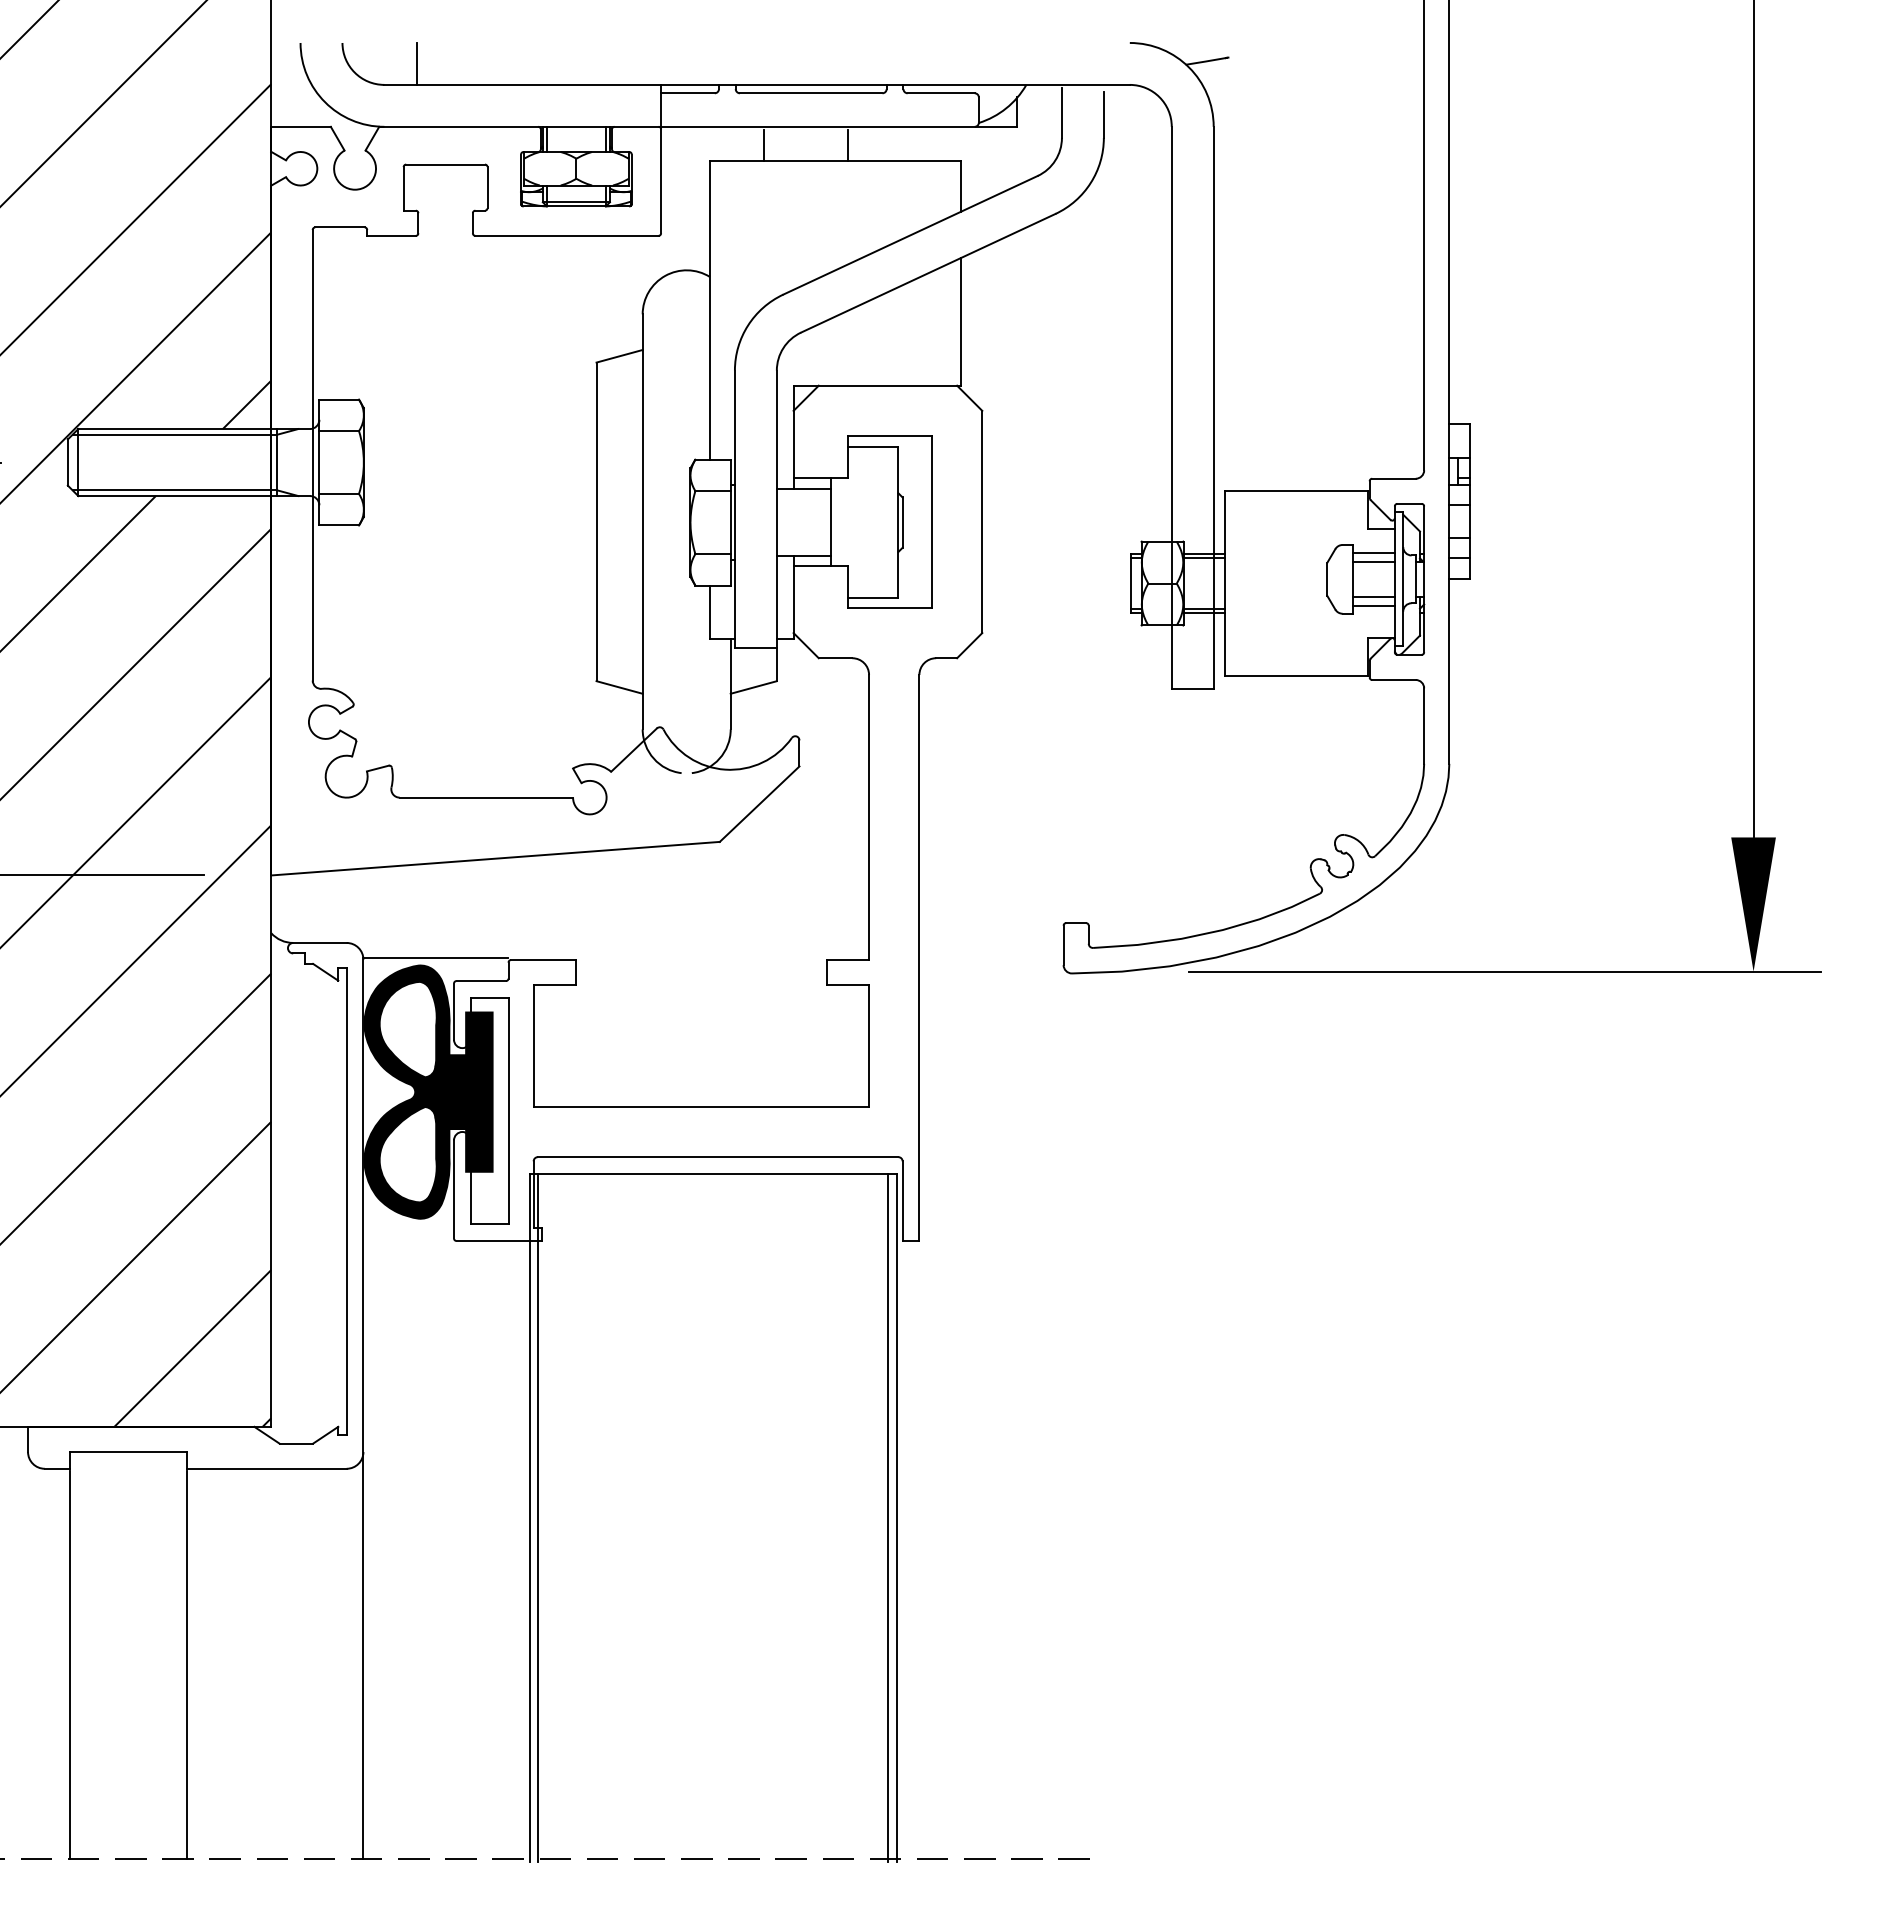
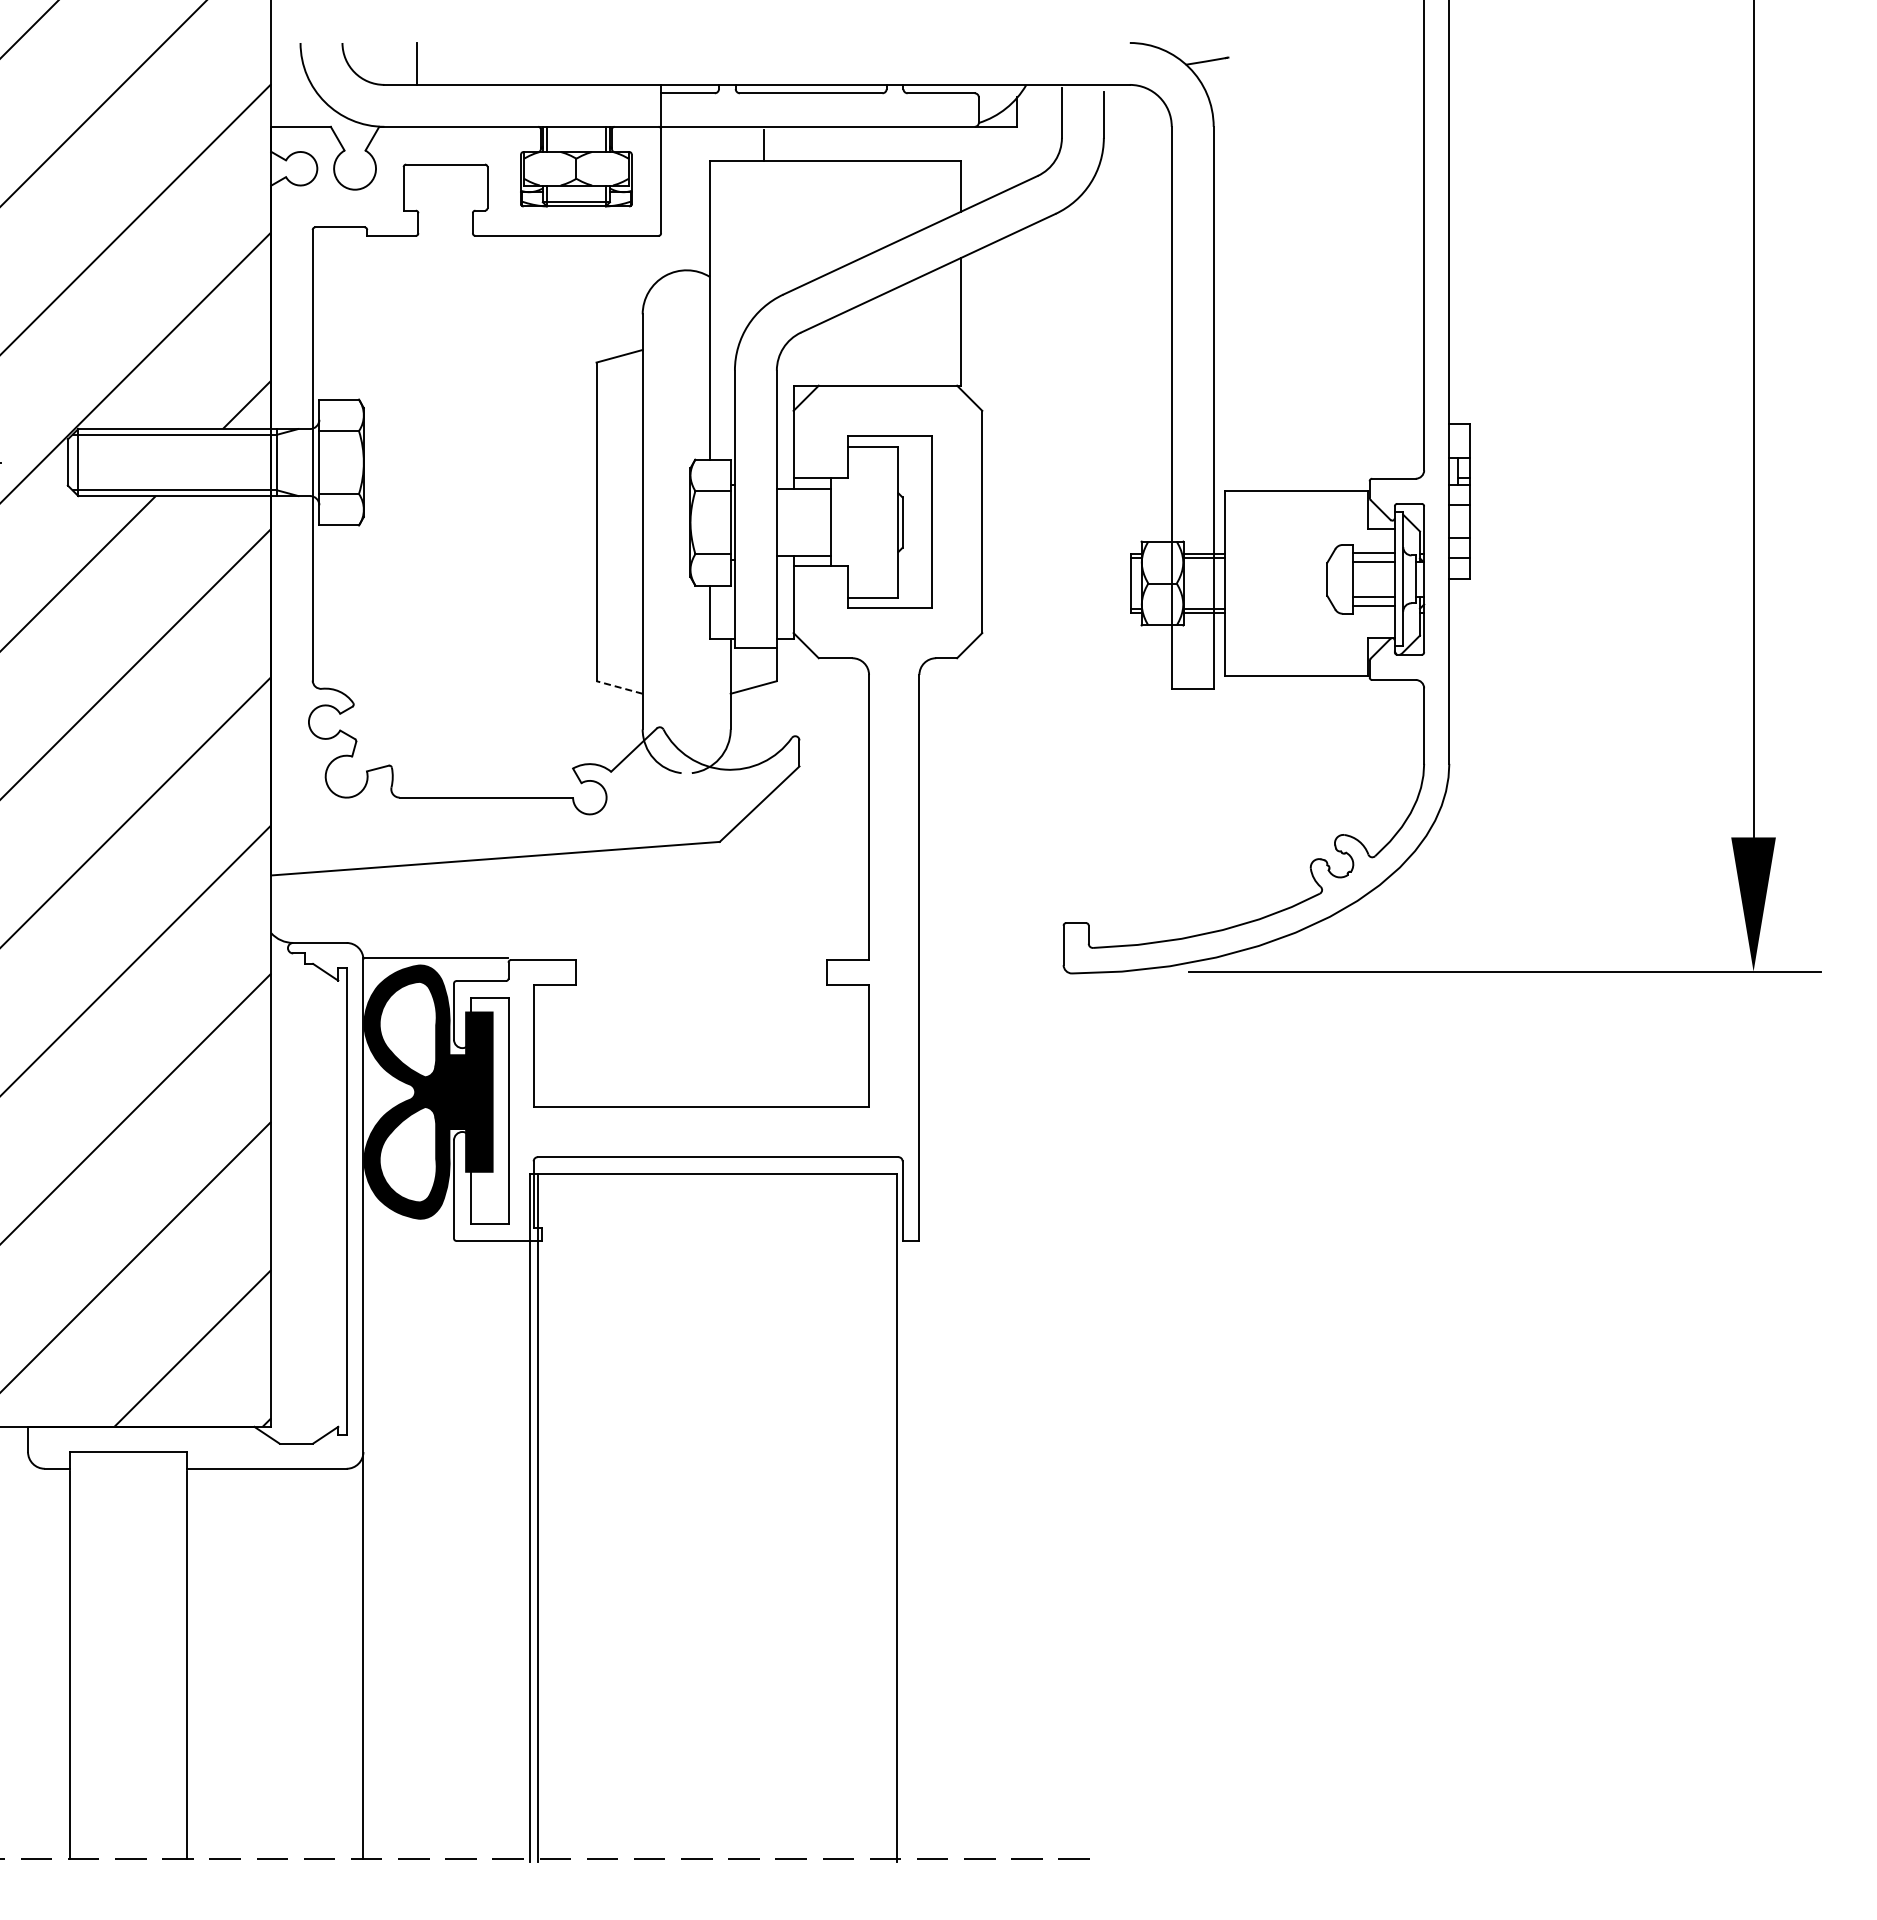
line: present -> none (847, 145)
line: solid -> dashed (619, 687)
line: present -> none (103, 875)
line: present -> none (888, 1518)
